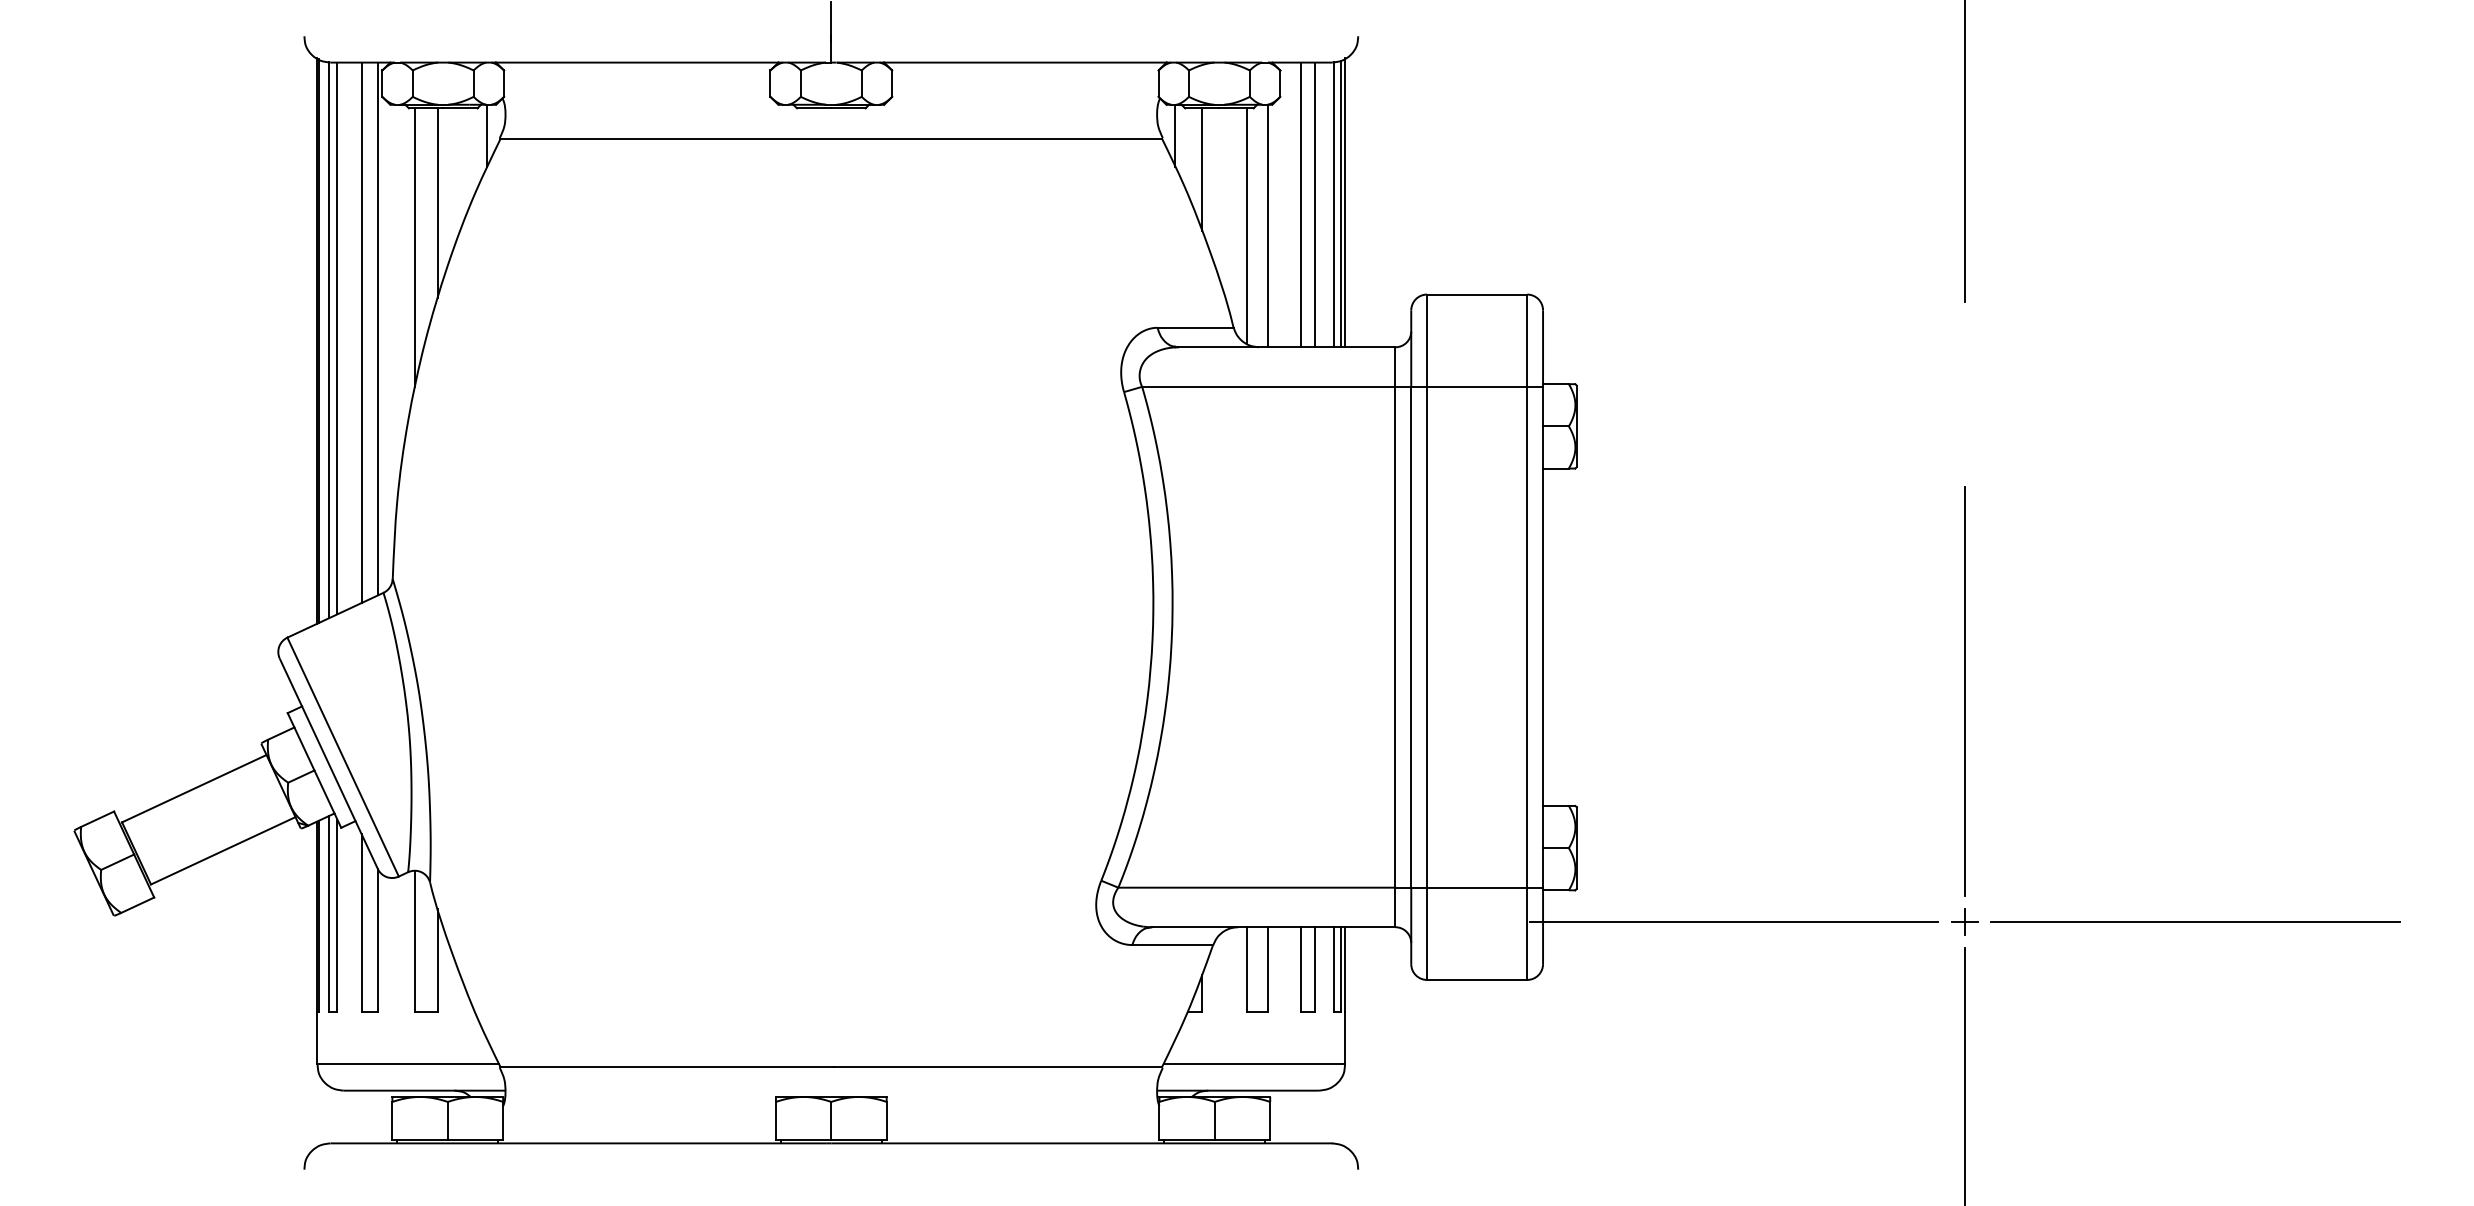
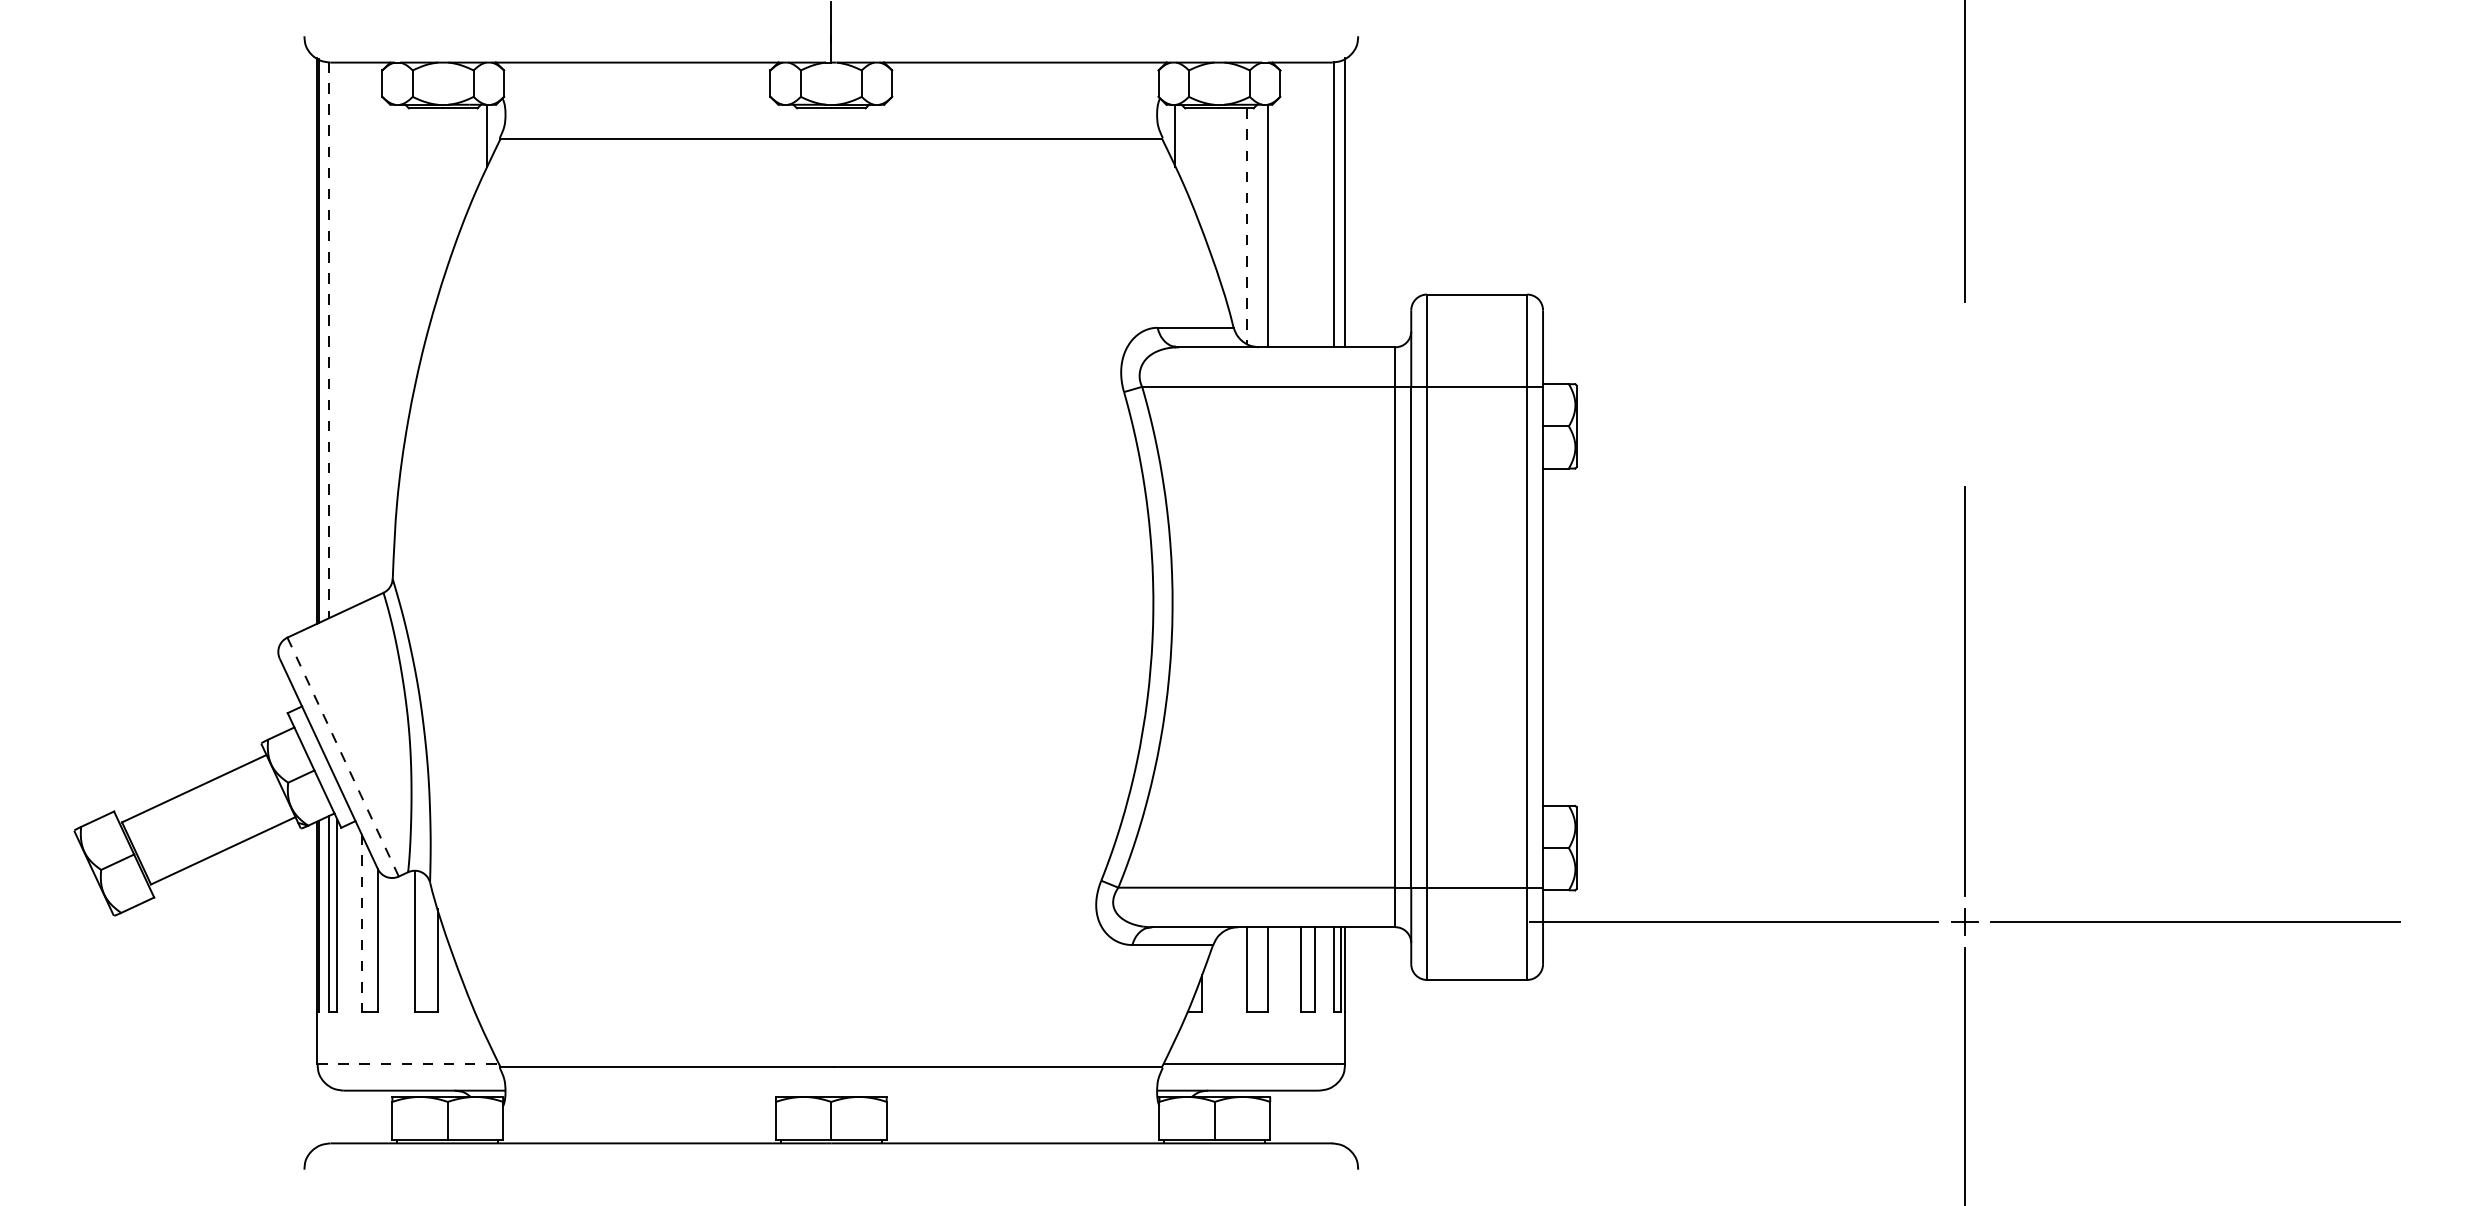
line: present -> none (1201, 169)
line: present -> none (438, 202)
line: present -> none (1300, 204)
line: present -> none (1314, 204)
line: present -> none (1340, 204)
line: solid -> dashed (1247, 226)
line: present -> none (415, 247)
line: present -> none (377, 328)
line: present -> none (361, 332)
line: present -> none (337, 338)
line: solid -> dashed (328, 340)
line: solid -> dashed (343, 757)
line: solid -> dashed (361, 922)
line: solid -> dashed (407, 1064)
